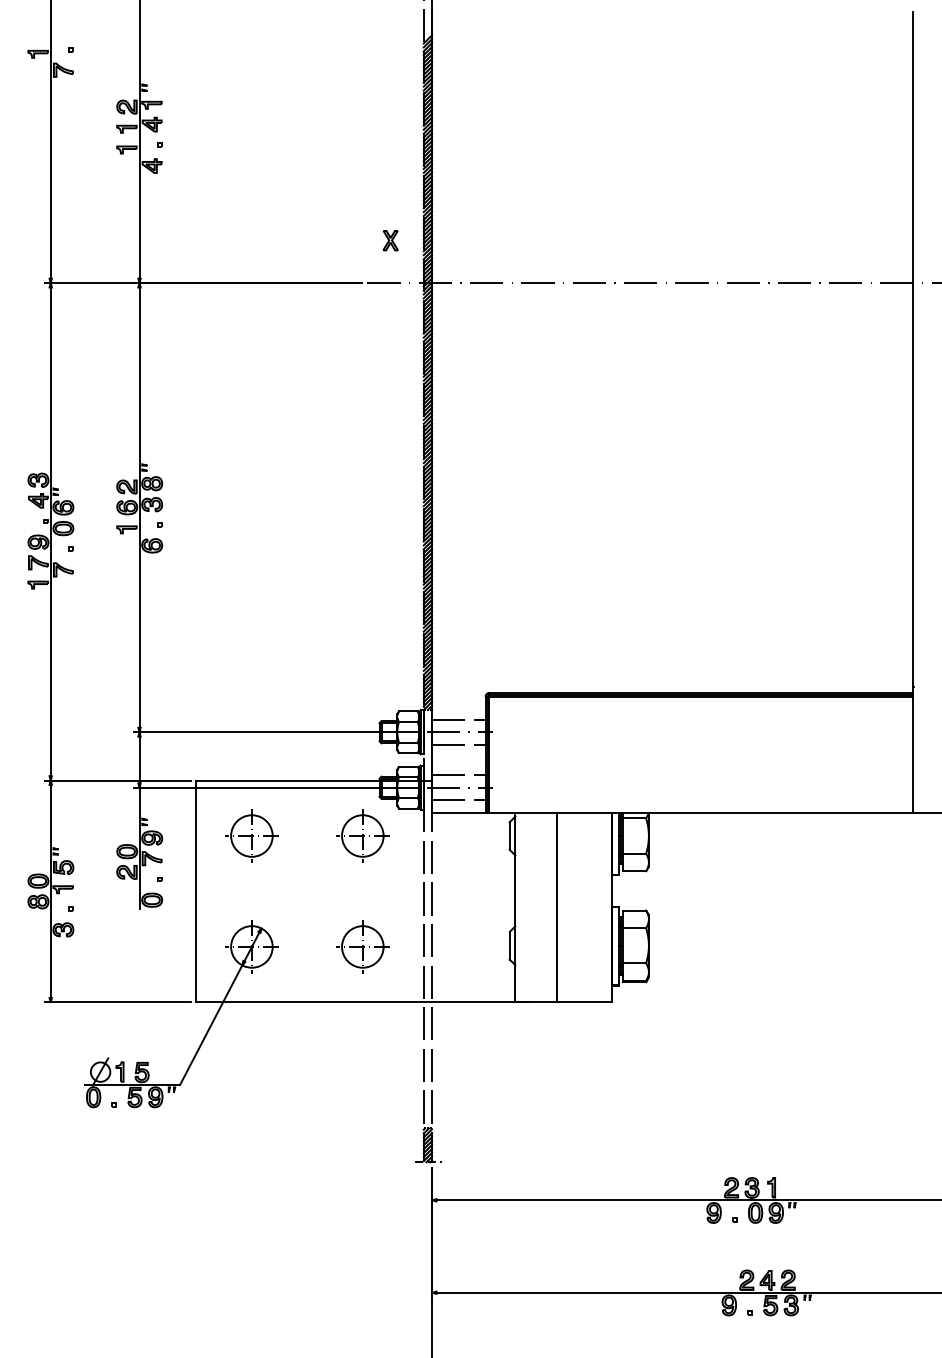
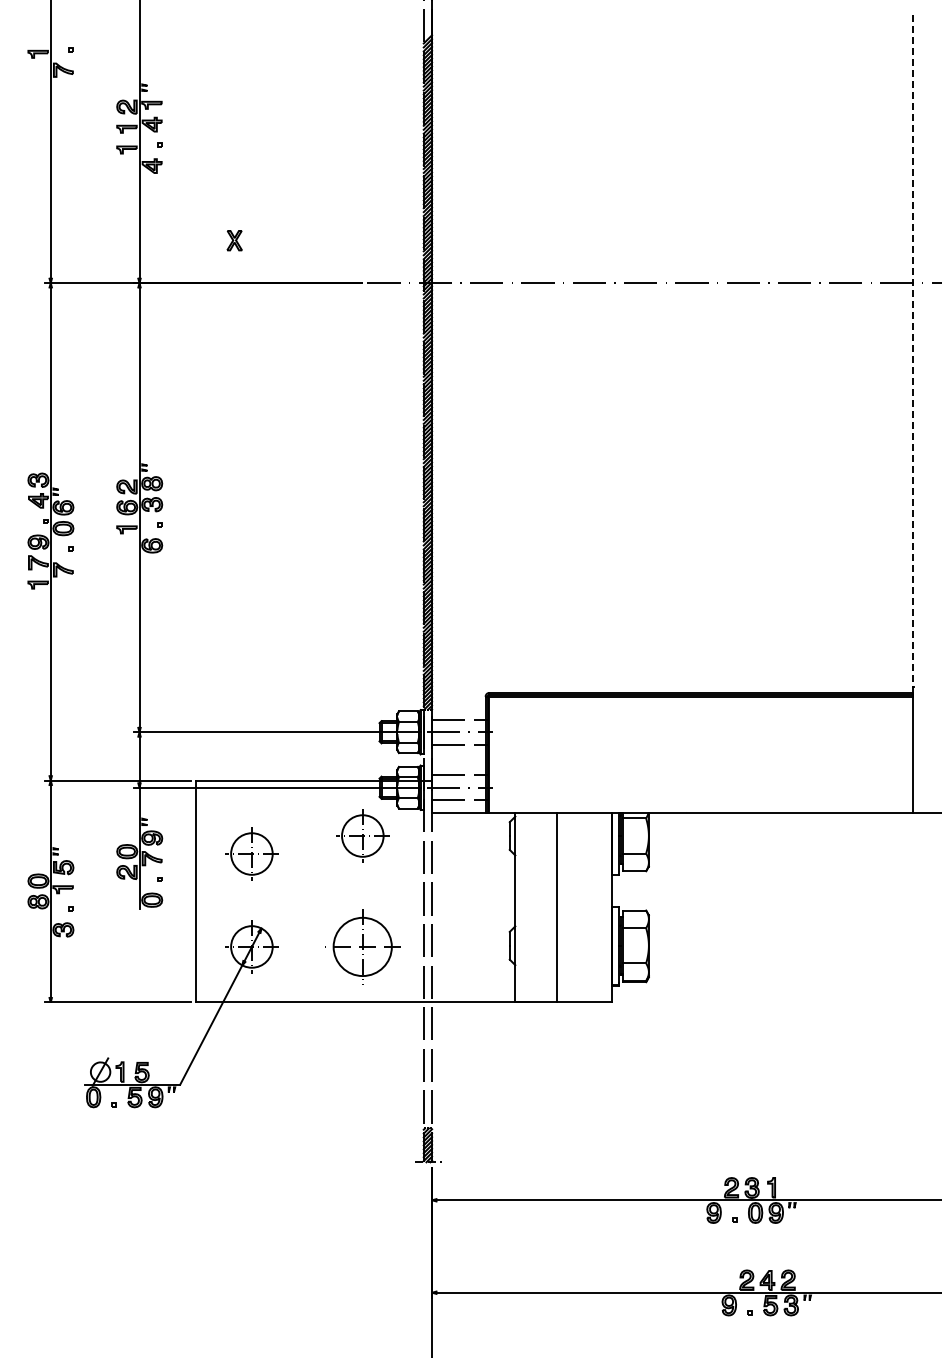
part position: (390, 240) -> (234, 240) (234, 240)
line: solid -> dashed (913, 351)
part position: (251, 835) -> (251, 853) (251, 853)
part size: 54x54 px -> 76x76 px (362, 946)
